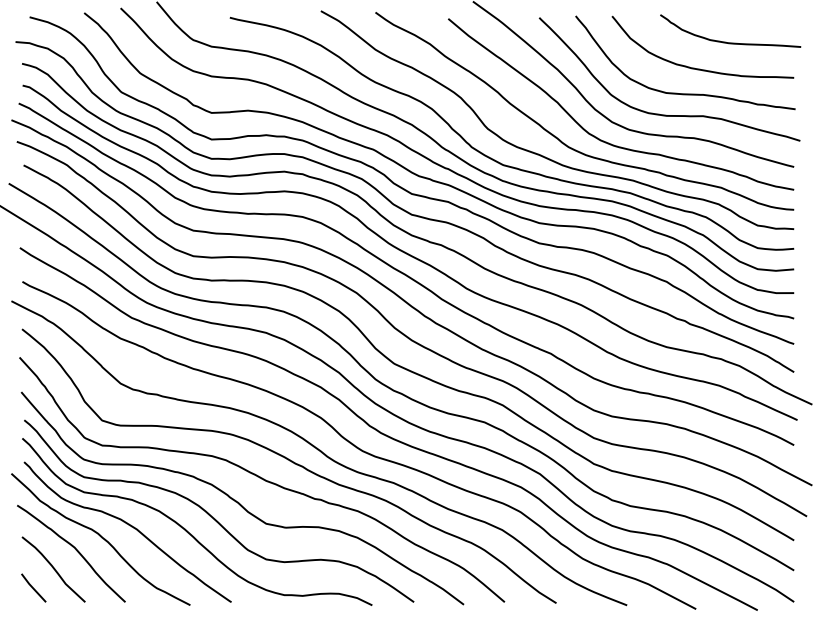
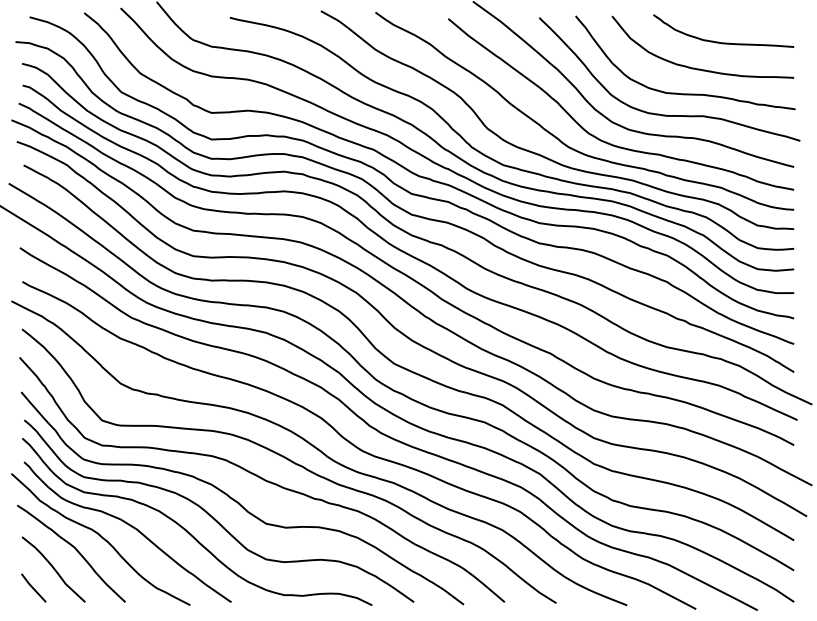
curve position: (726, 41) -> (719, 41) (719, 41)
